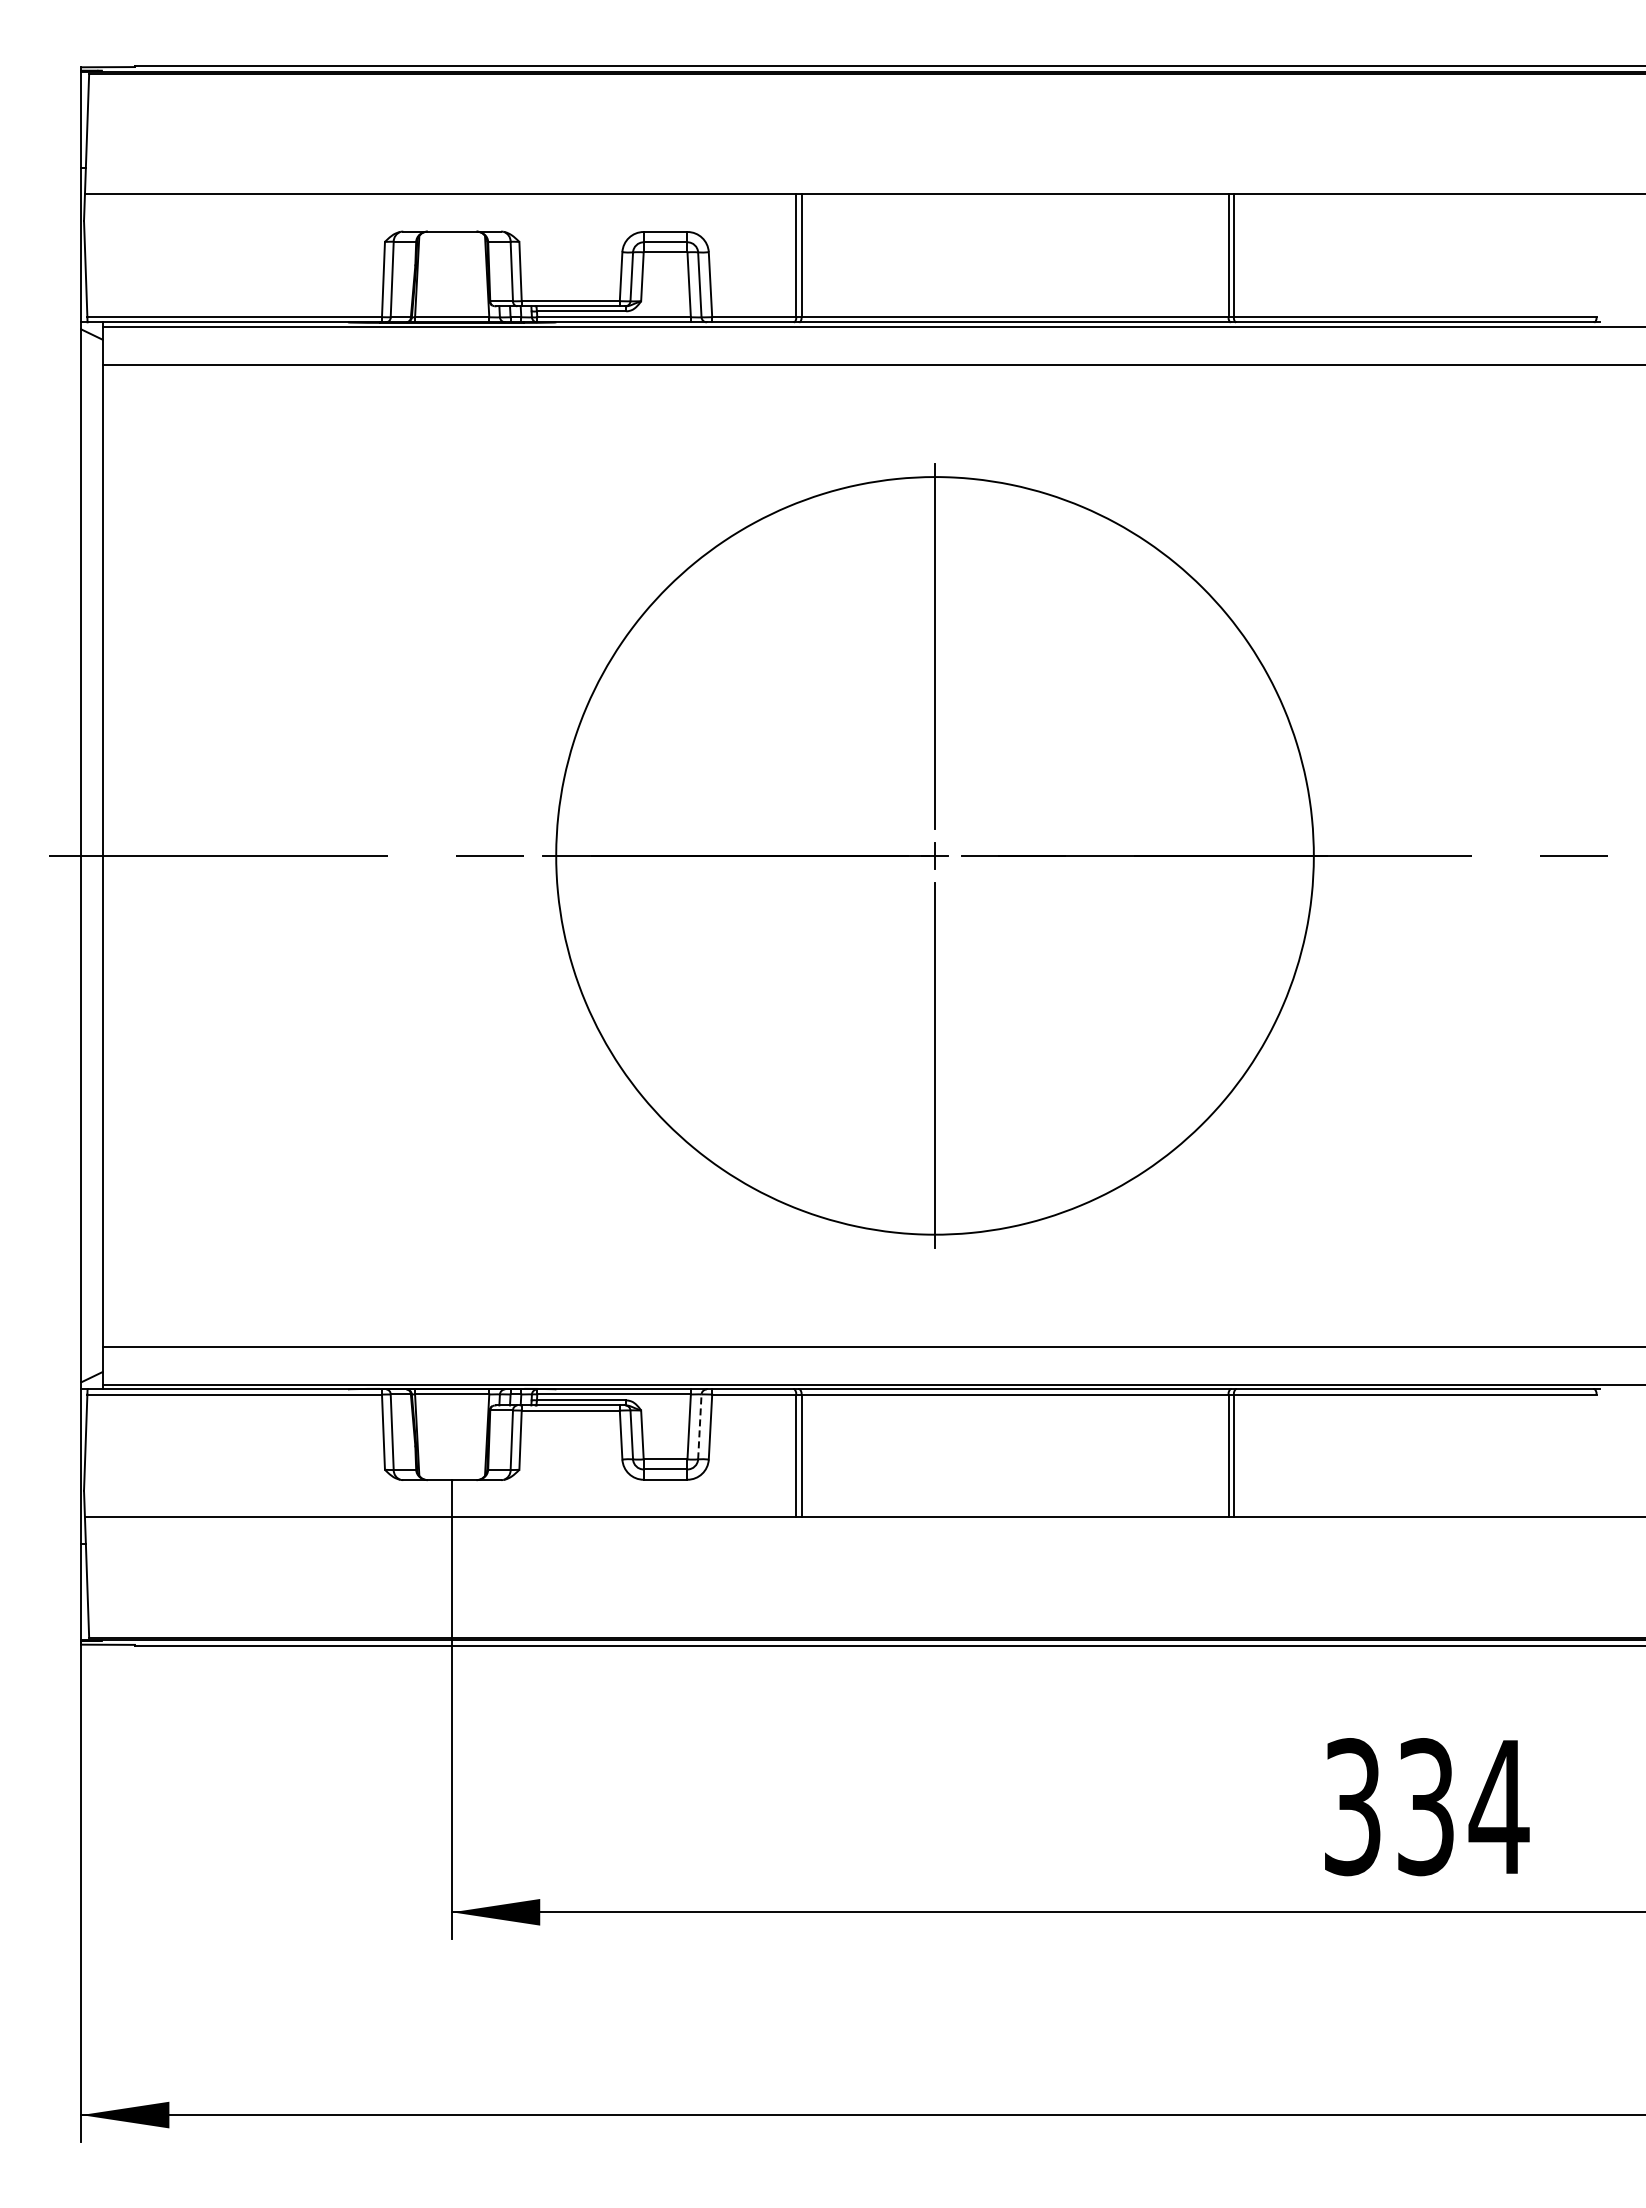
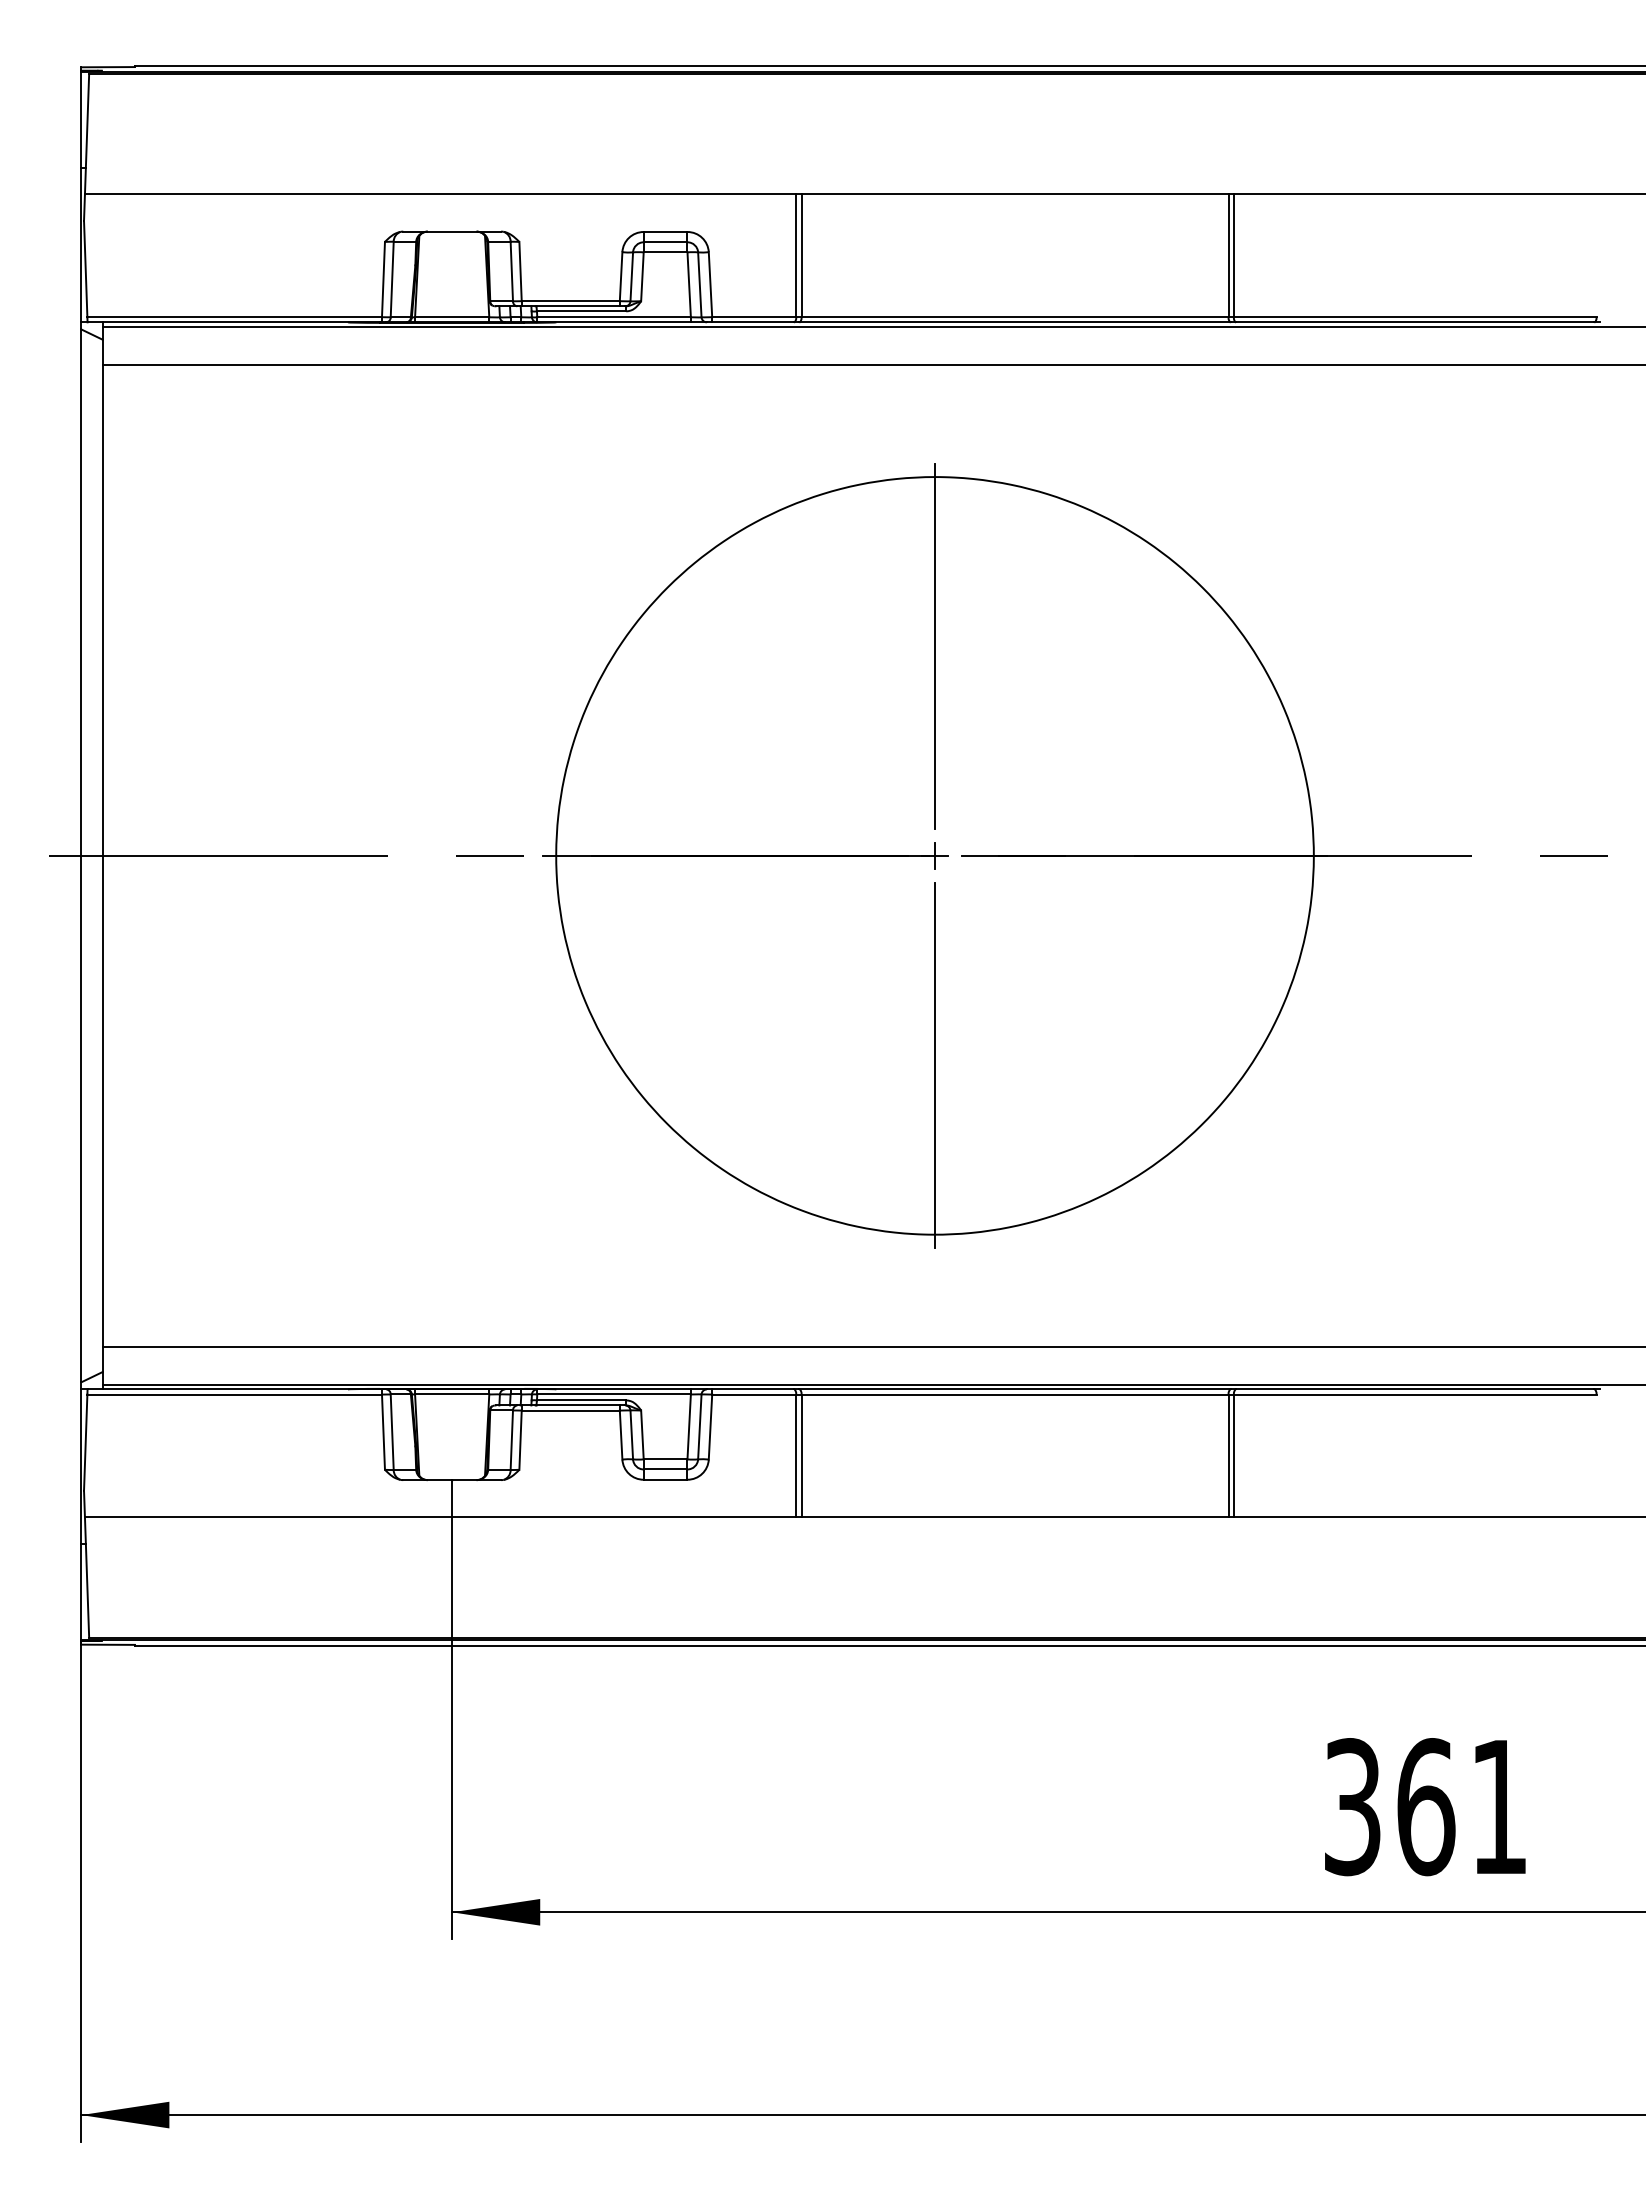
line: dashed -> solid (699, 1426)
text: 334 -> 361 (1463, 1807)
